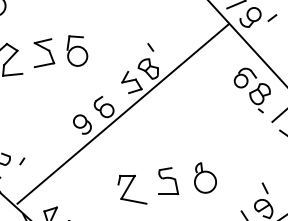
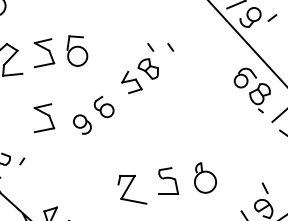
line: none -> present (170, 47)
line: present -> none (122, 113)
part: none -> present (44, 118)
